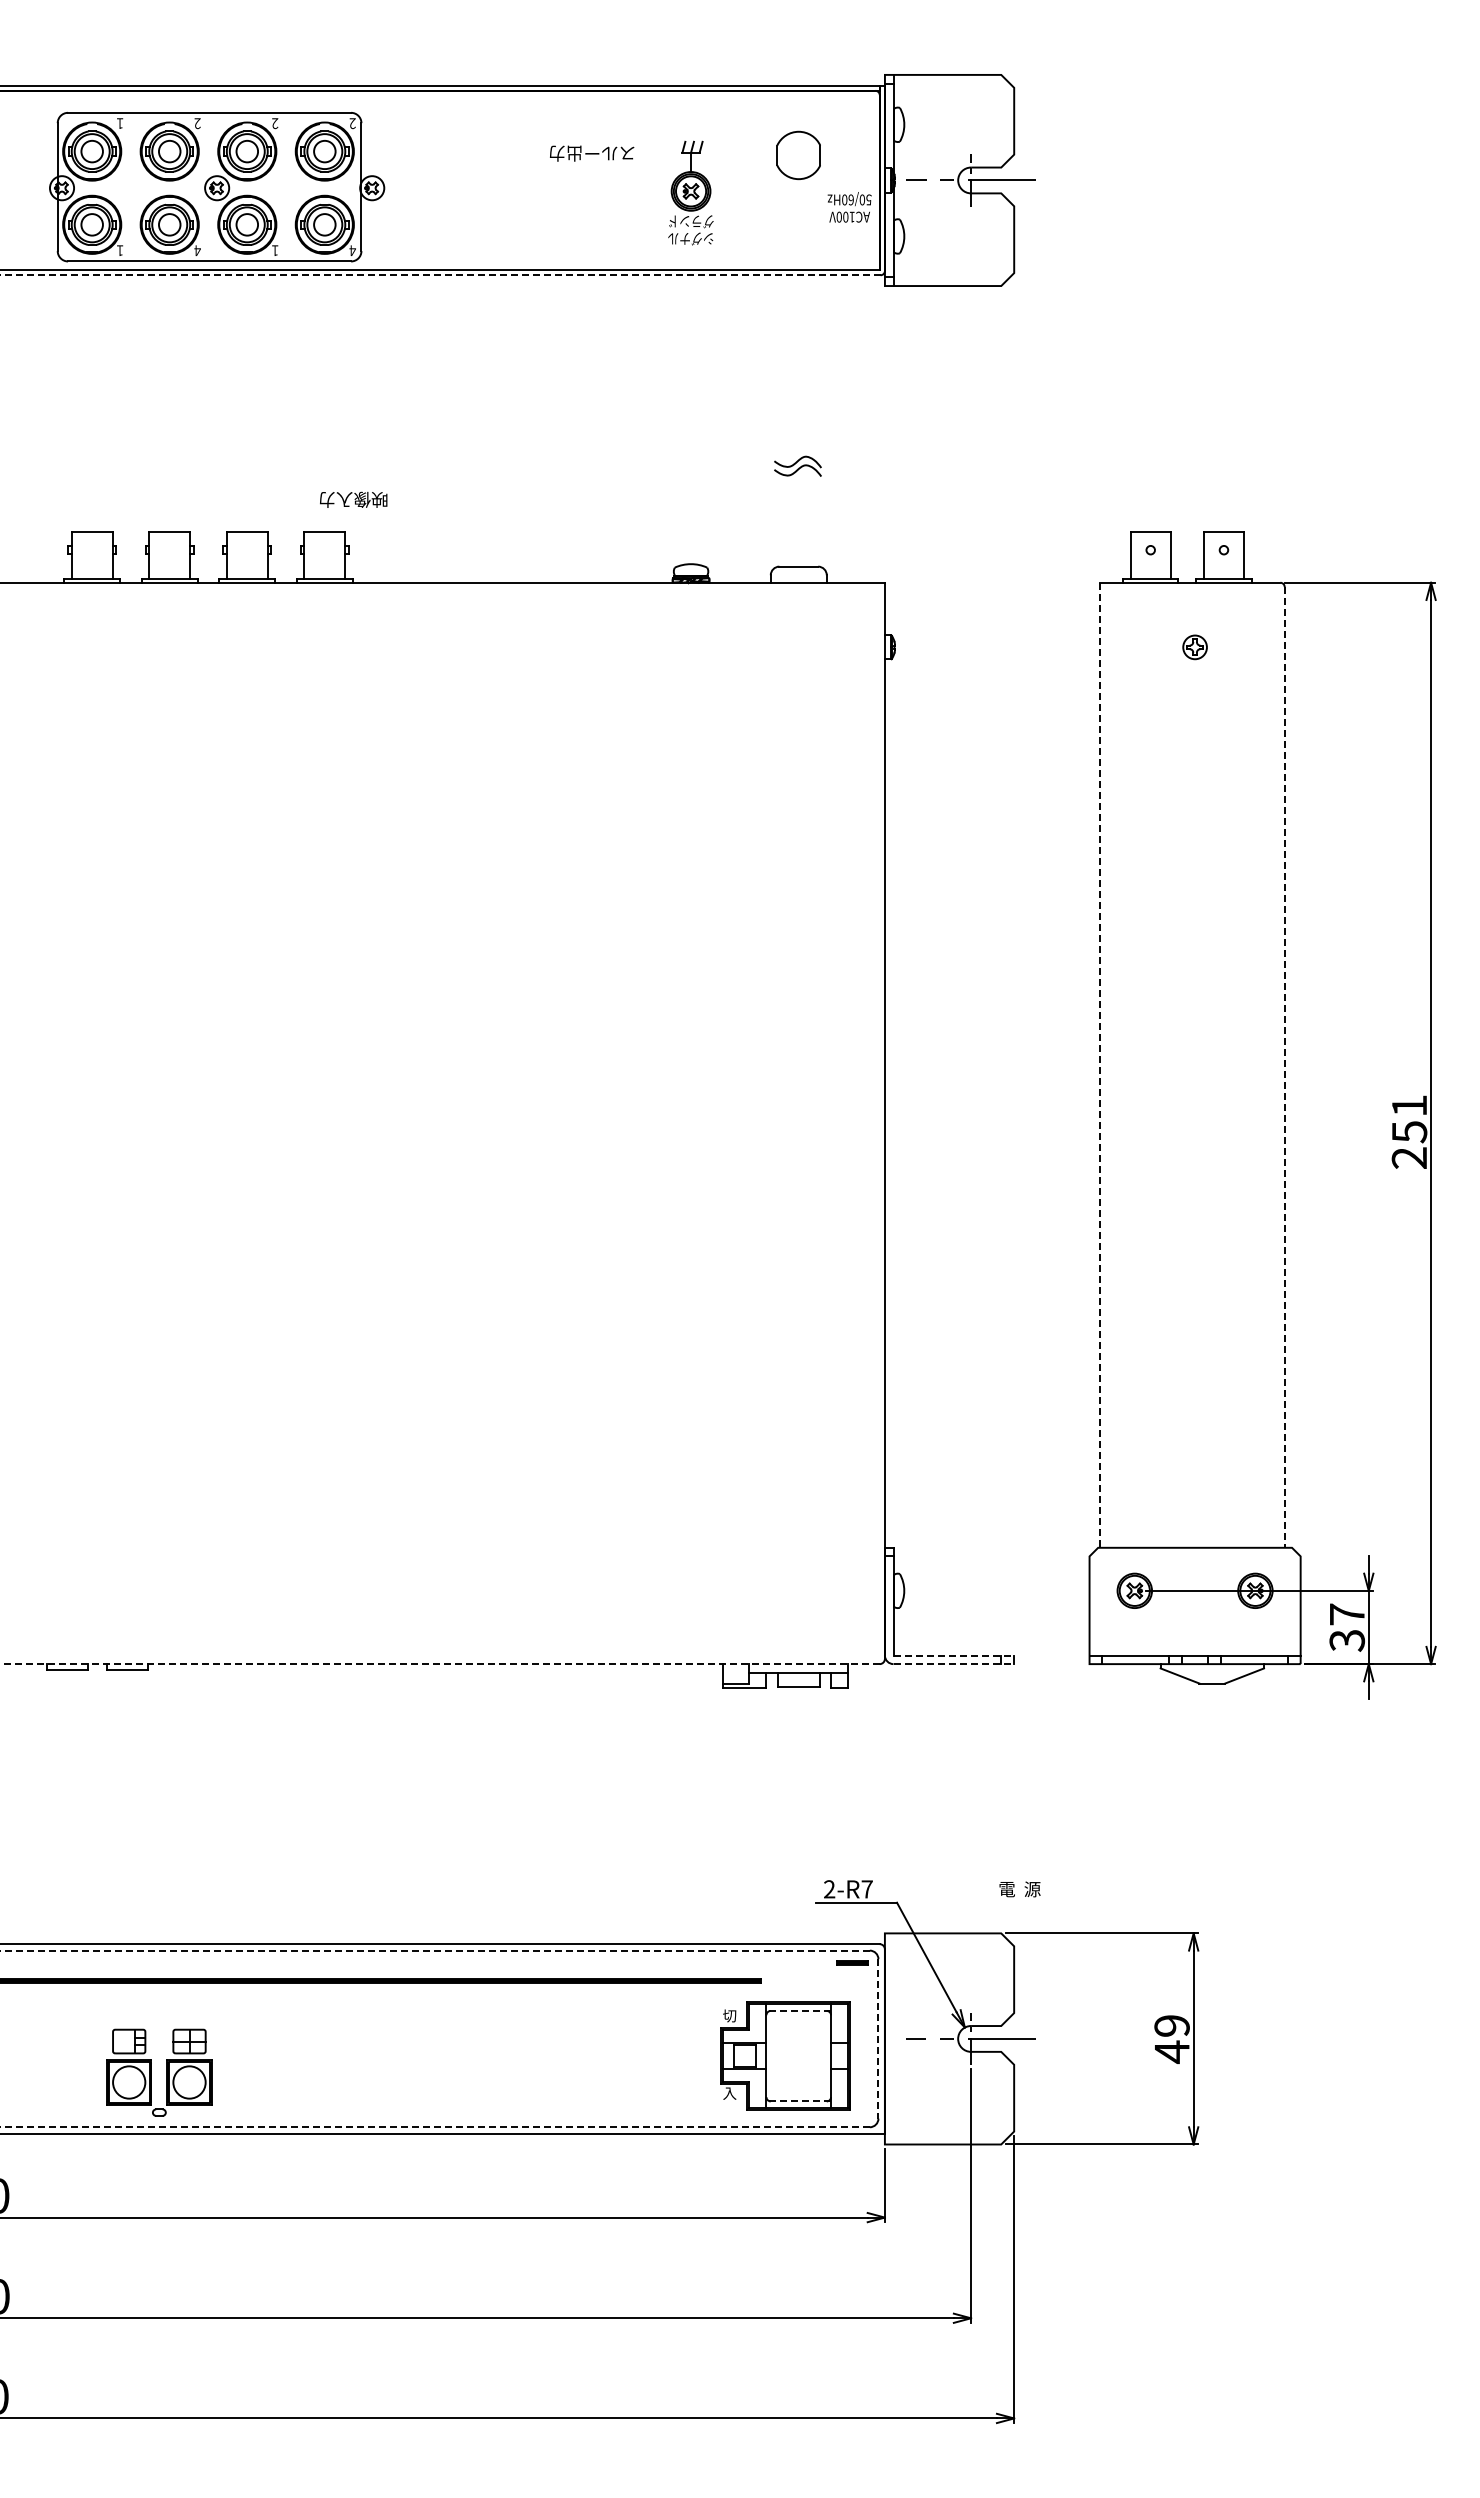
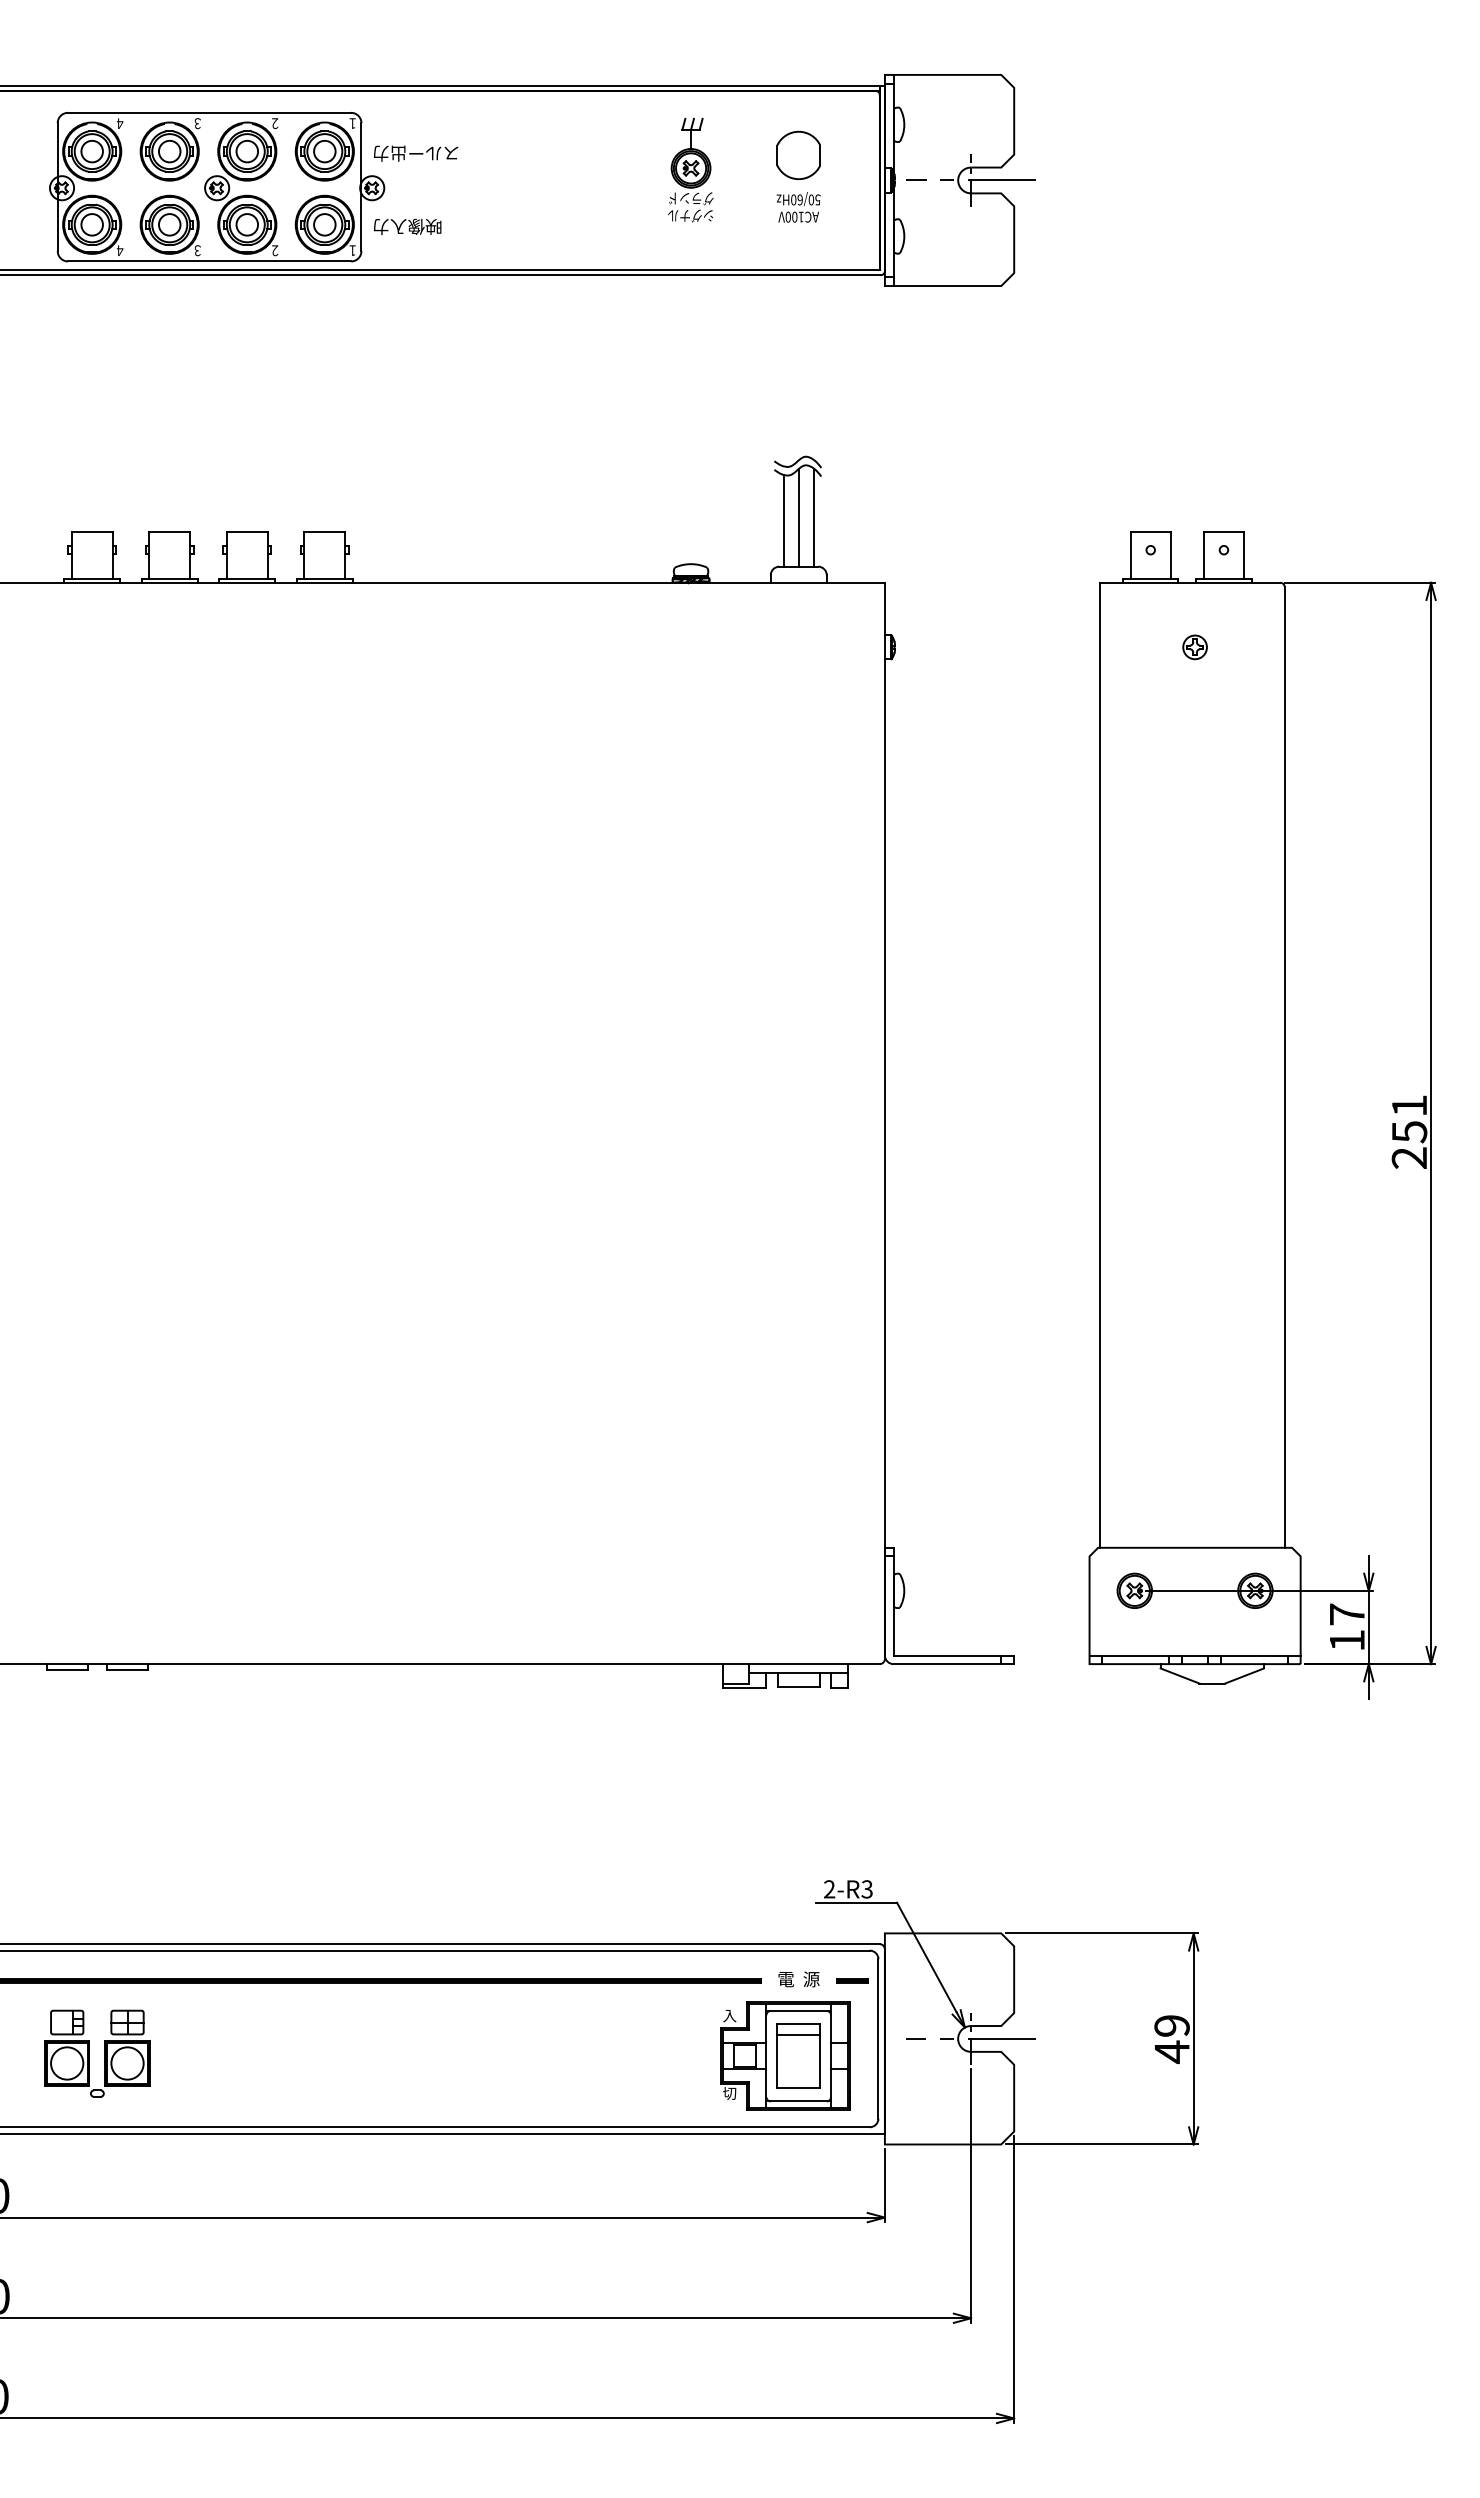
text: ２ -> ３ (197, 122)
text: １ -> ４ (119, 123)
text: ２ -> １ (352, 124)
text position: (592, 153) -> (416, 153) (416, 153)
part position: (690, 192) -> (690, 169) (690, 169)
text position: (849, 207) -> (798, 207) (798, 207)
text: １ -> ４ (119, 250)
text: ４ -> ３ (197, 250)
text: ４ -> １ (352, 250)
text: １ -> ２ (275, 251)
line: dashed -> solid (440, 275)
text position: (353, 499) -> (407, 226) (407, 226)
line: none -> present (798, 517)
line: none -> present (813, 517)
line: none -> present (783, 520)
line: dashed -> solid (1100, 1065)
line: dashed -> solid (1284, 1067)
text: 37 -> 17 (1347, 1640)
line: dashed -> solid (954, 1655)
line: dashed -> solid (439, 1664)
line: dashed -> solid (954, 1664)
text: 2-R7 -> 2-R3 (866, 1889)
text position: (1019, 1889) -> (798, 1979) (798, 1979)
line: dashed -> solid (435, 1950)
part position: (852, 1962) -> (852, 1980) (852, 1980)
line: dashed -> solid (798, 2010)
text: 切 -> 入 (729, 2015)
line: dashed -> solid (878, 2038)
part: none -> present (798, 2055)
part position: (166, 2072) -> (104, 2053) (104, 2053)
text: 入 -> 切 (729, 2093)
line: dashed -> solid (798, 2101)
line: dashed -> solid (435, 2127)
